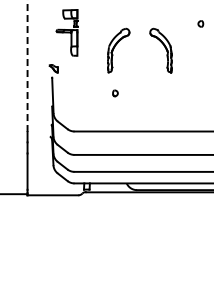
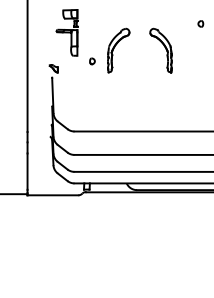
line: dashed -> solid (27, 66)
part position: (115, 93) -> (92, 61) (92, 61)
